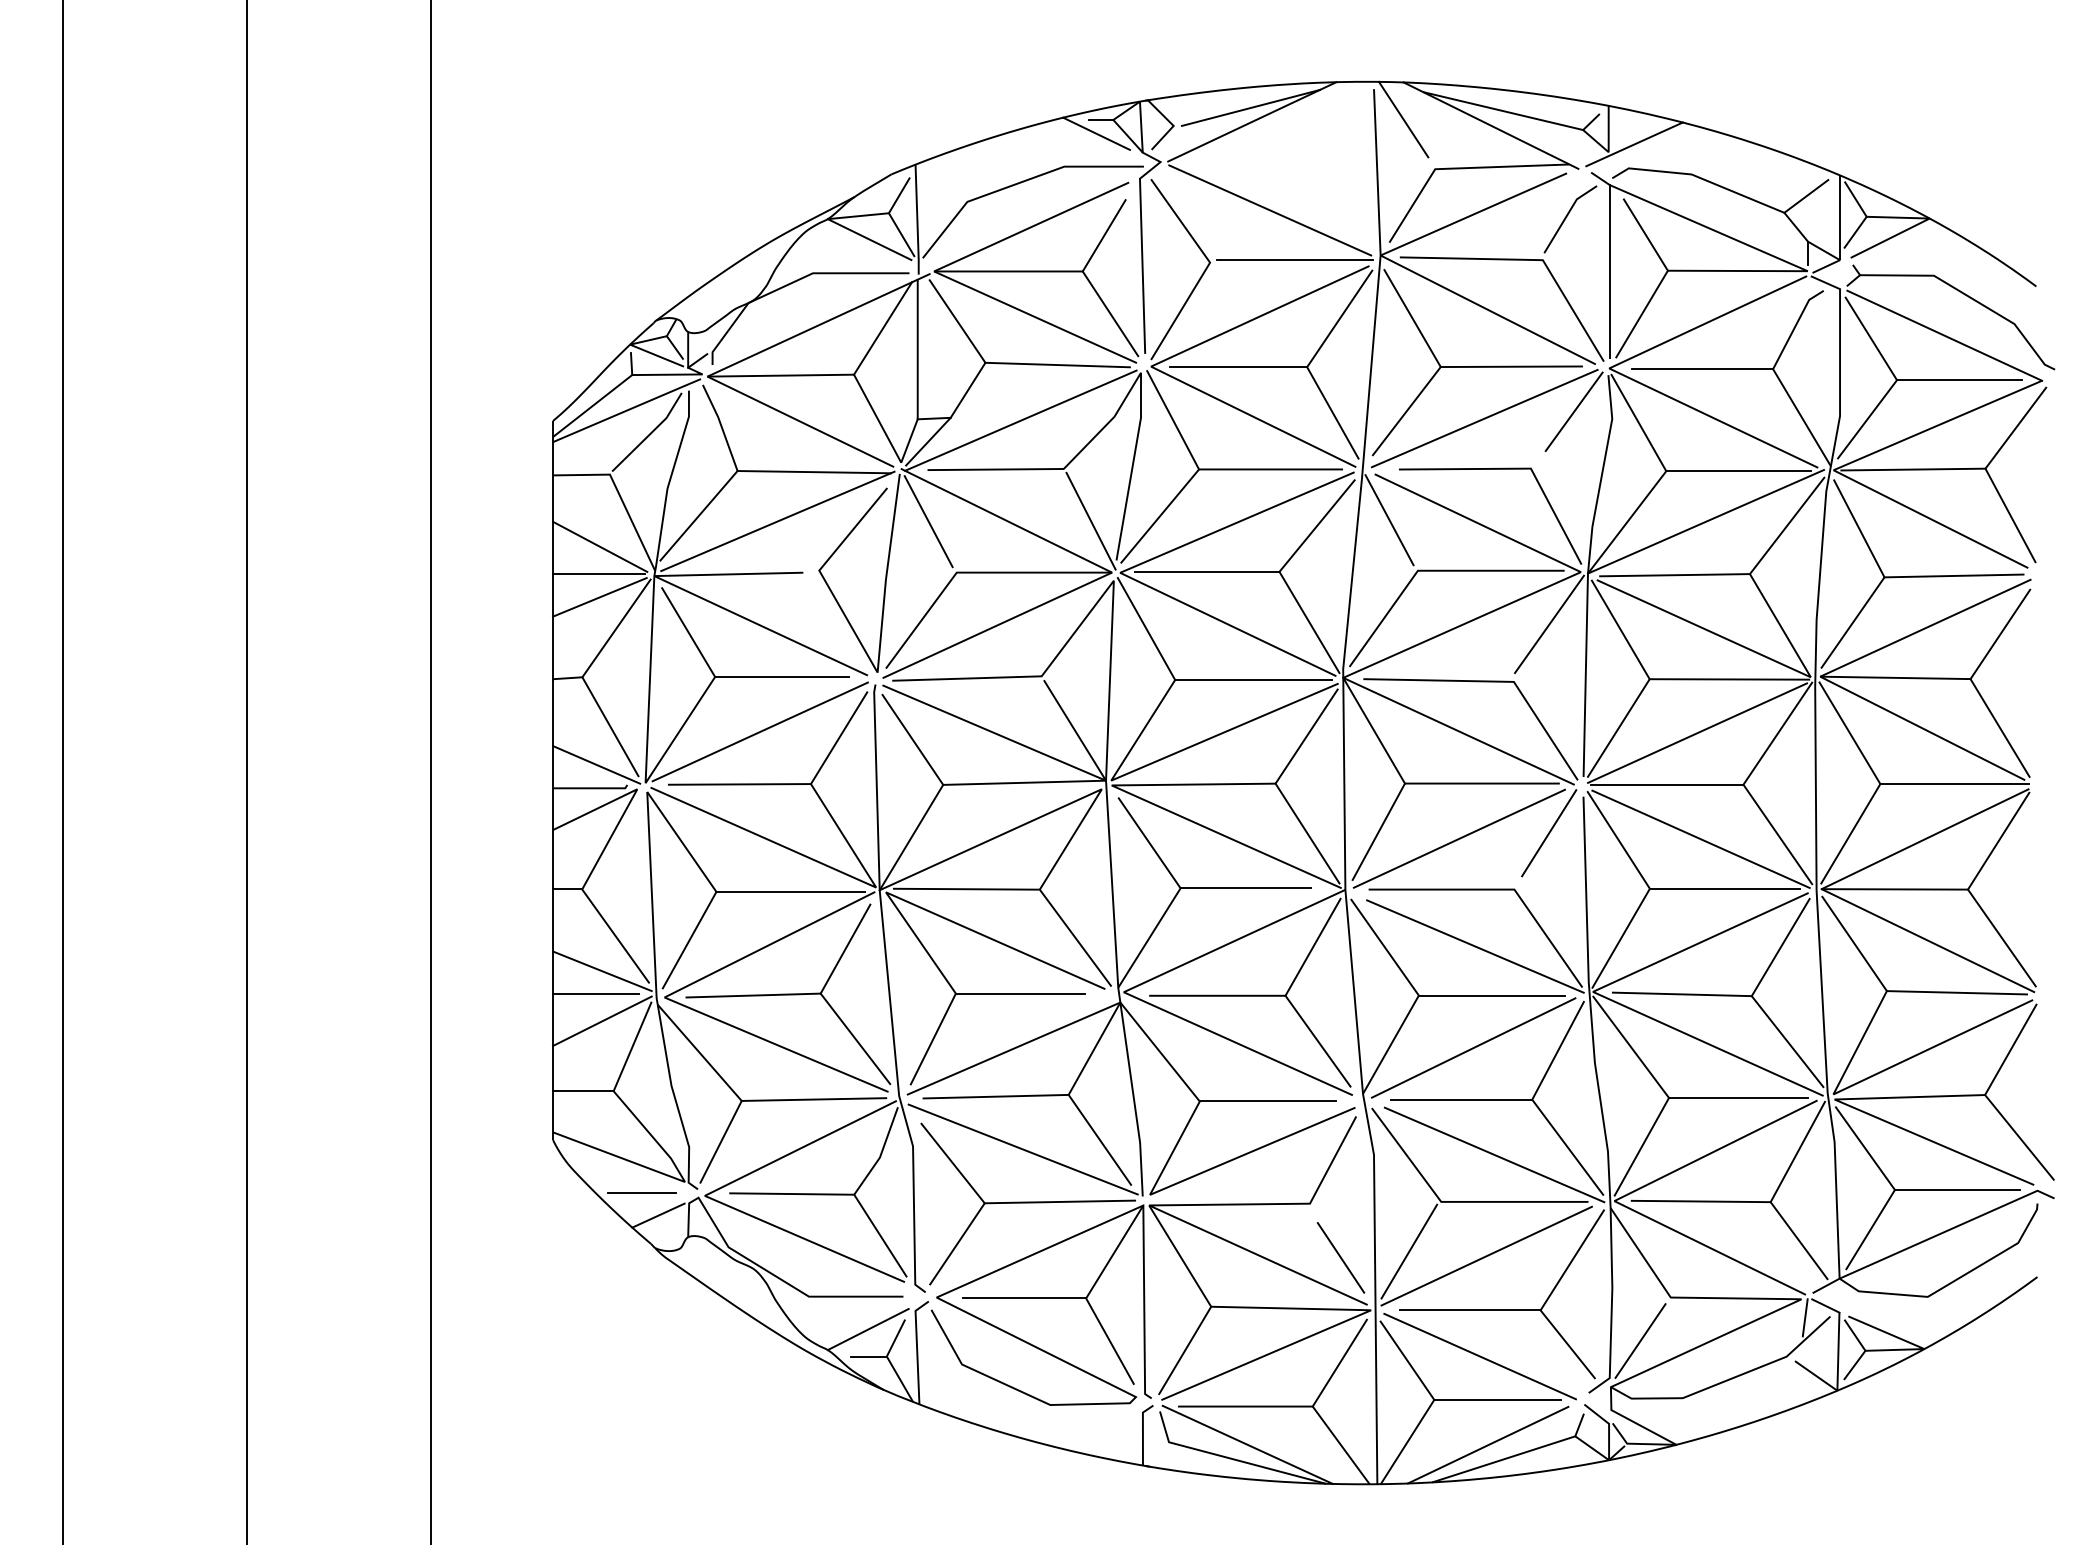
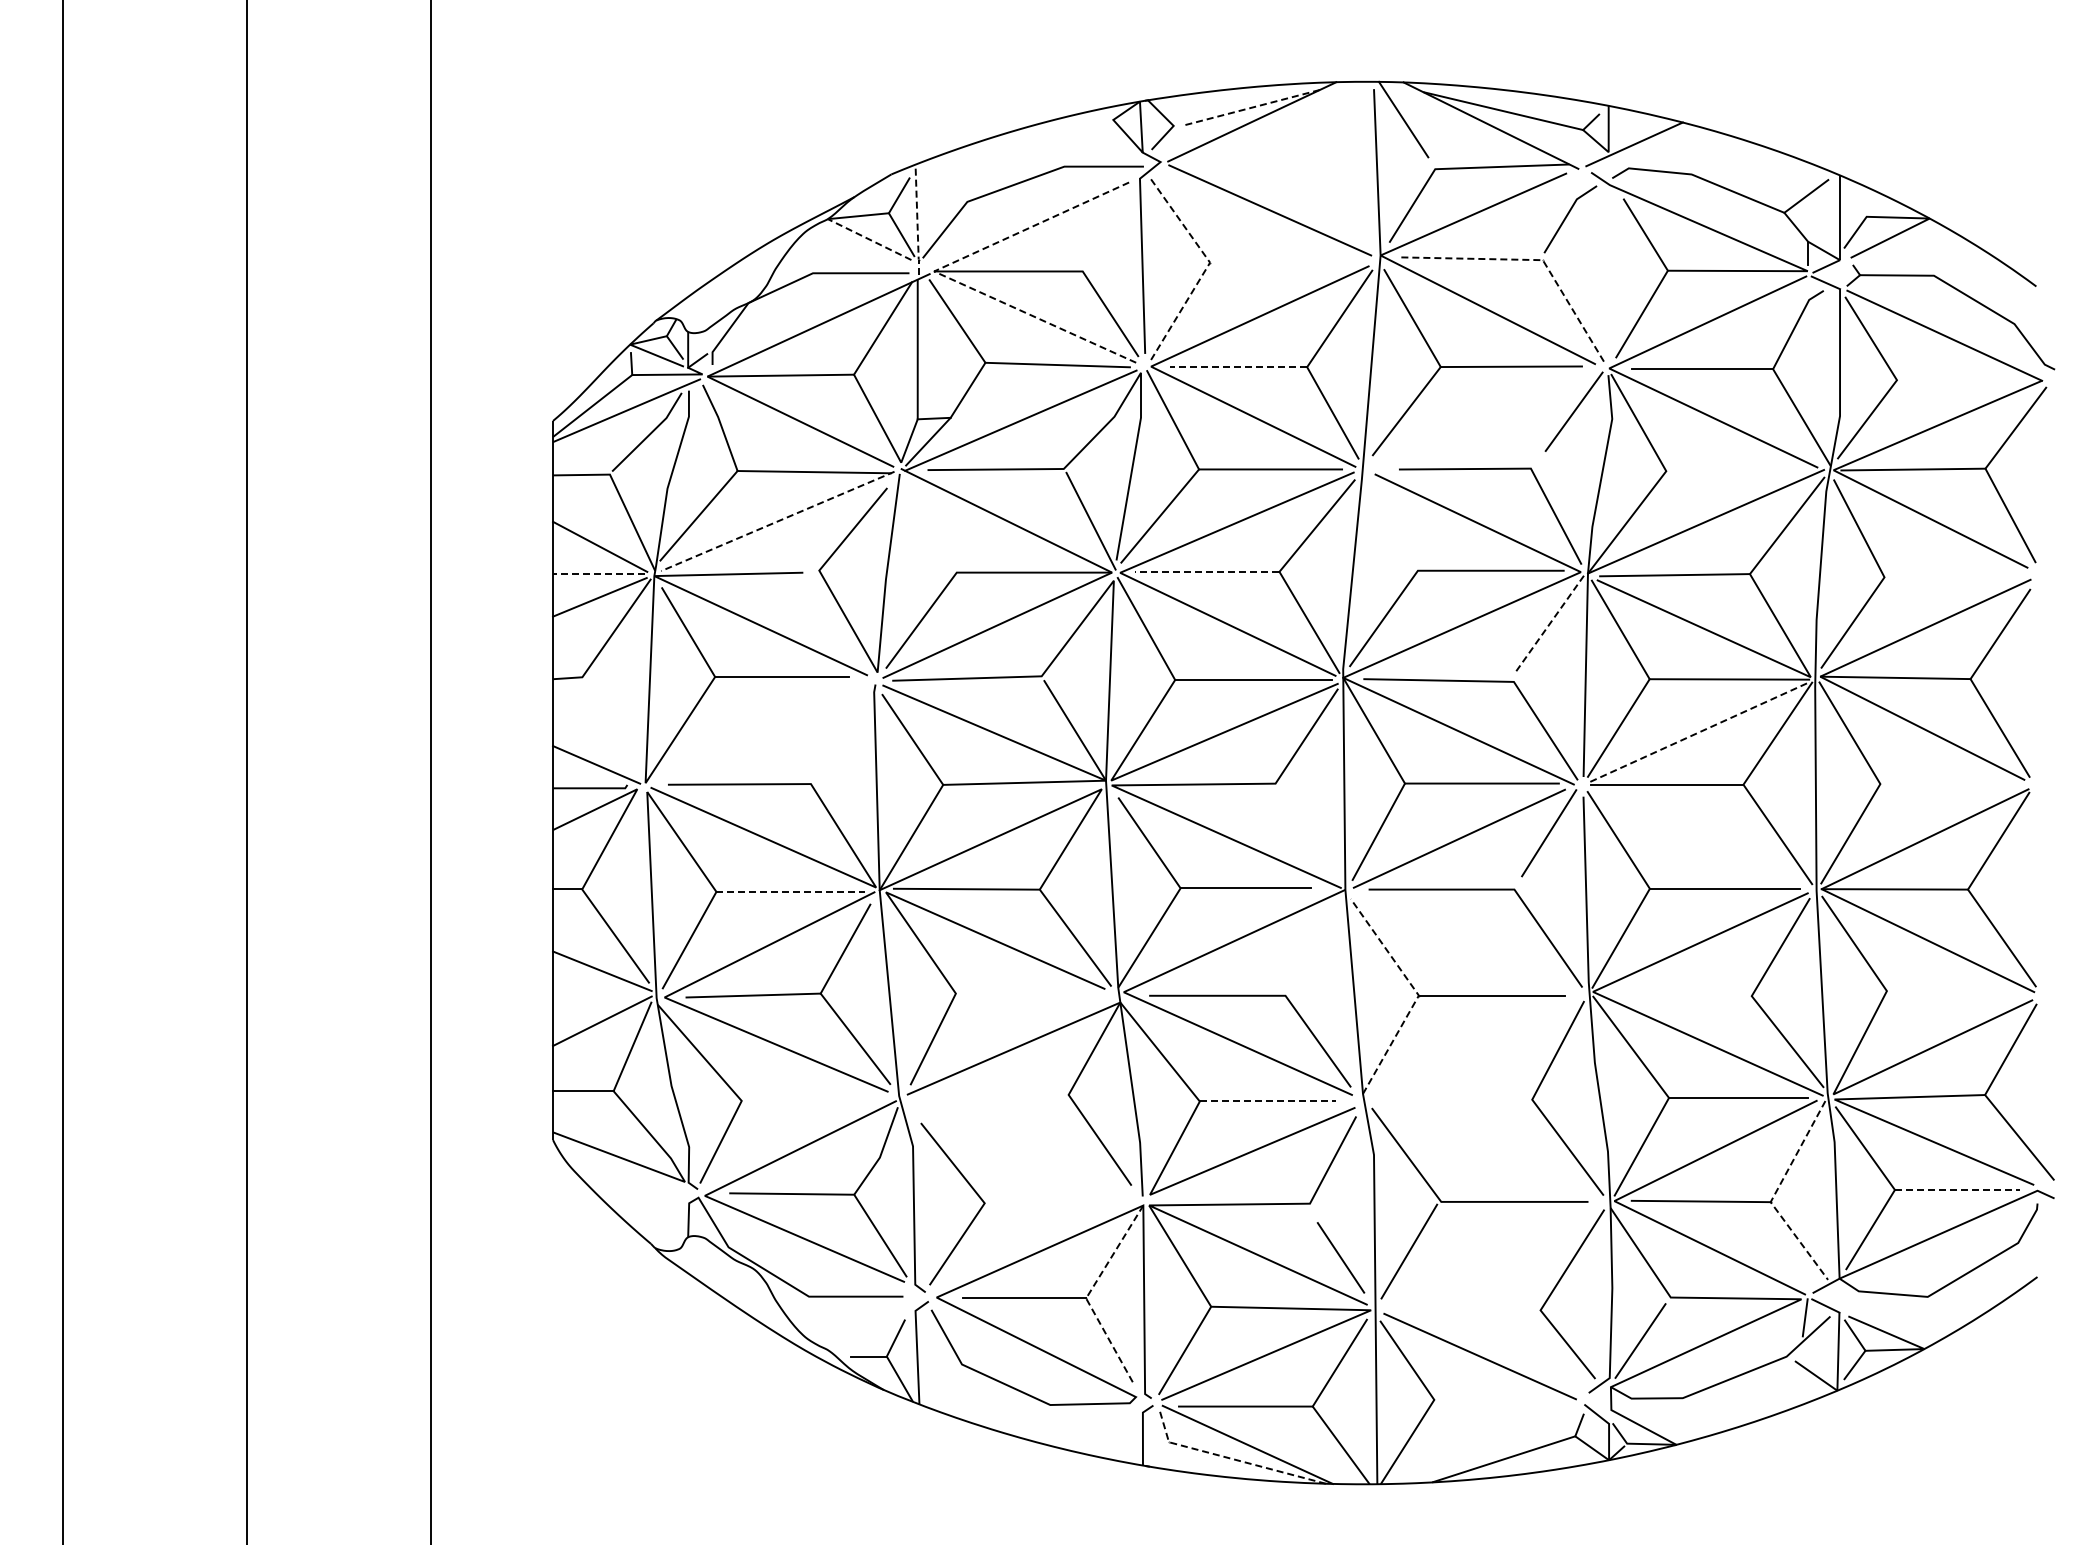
line: solid -> dashed (1250, 108)
line: present -> none (1100, 119)
line: present -> none (1096, 133)
line: present -> none (1855, 199)
line: solid -> dashed (917, 220)
line: present -> none (1103, 235)
line: solid -> dashed (869, 239)
line: solid -> dashed (1530, 259)
line: present -> none (1295, 260)
line: solid -> dashed (1207, 266)
line: present -> none (1609, 271)
line: solid -> dashed (936, 272)
line: solid -> dashed (1238, 367)
line: present -> none (1959, 380)
line: present -> none (1484, 418)
line: present -> none (1738, 471)
line: present -> none (1389, 520)
line: solid -> dashed (777, 521)
line: present -> none (928, 521)
line: solid -> dashed (1206, 571)
line: solid -> dashed (598, 573)
line: present -> none (1953, 575)
line: solid -> dashed (1549, 624)
line: present -> none (610, 726)
line: present -> none (759, 731)
line: solid -> dashed (1697, 733)
line: present -> none (838, 738)
line: present -> none (1954, 784)
line: present -> none (1307, 833)
line: present -> none (1700, 838)
line: solid -> dashed (791, 891)
line: present -> none (1312, 946)
line: present -> none (1475, 946)
line: present -> none (1956, 992)
line: present -> none (596, 993)
line: present -> none (1020, 993)
line: solid -> dashed (1417, 993)
line: present -> none (1681, 994)
line: present -> none (1473, 1047)
line: present -> none (995, 1096)
line: present -> none (813, 1099)
line: present -> none (1461, 1099)
line: solid -> dashed (1268, 1101)
line: present -> none (1022, 1149)
line: present -> none (1494, 1154)
line: solid -> dashed (1957, 1189)
line: present -> none (642, 1192)
line: solid -> dashed (1774, 1195)
line: present -> none (1059, 1201)
line: present -> none (658, 1215)
line: present -> none (1486, 1255)
line: solid -> dashed (1088, 1295)
line: present -> none (1469, 1310)
line: present -> none (867, 1329)
line: present -> none (1497, 1399)
line: present -> none (1487, 1444)
line: solid -> dashed (1230, 1458)
